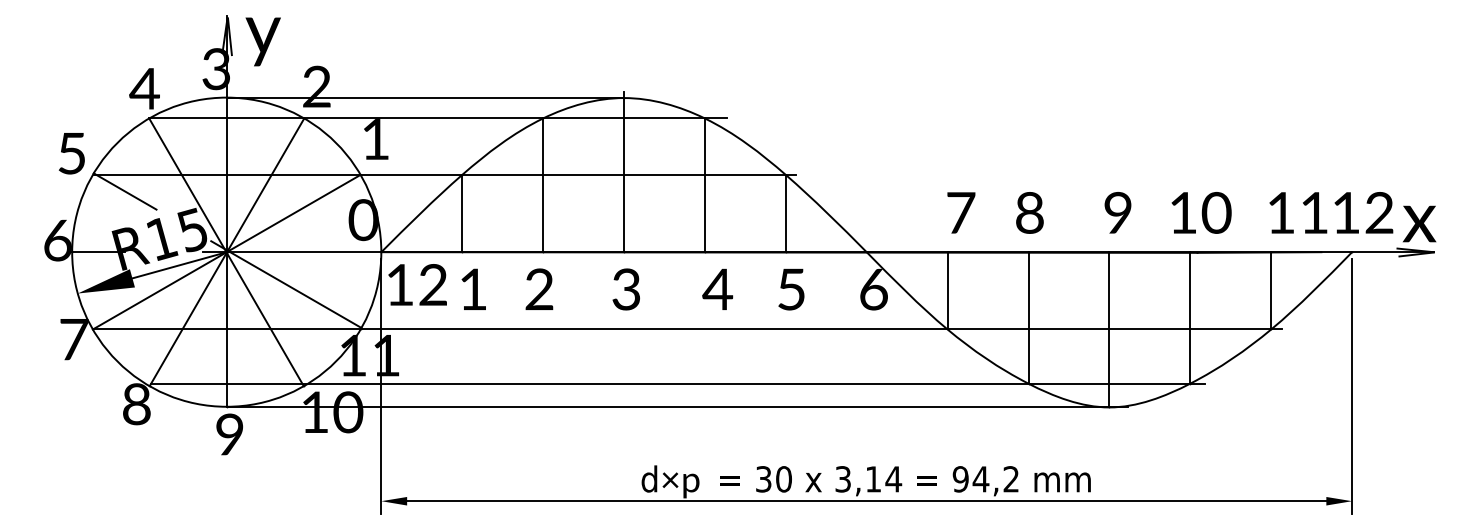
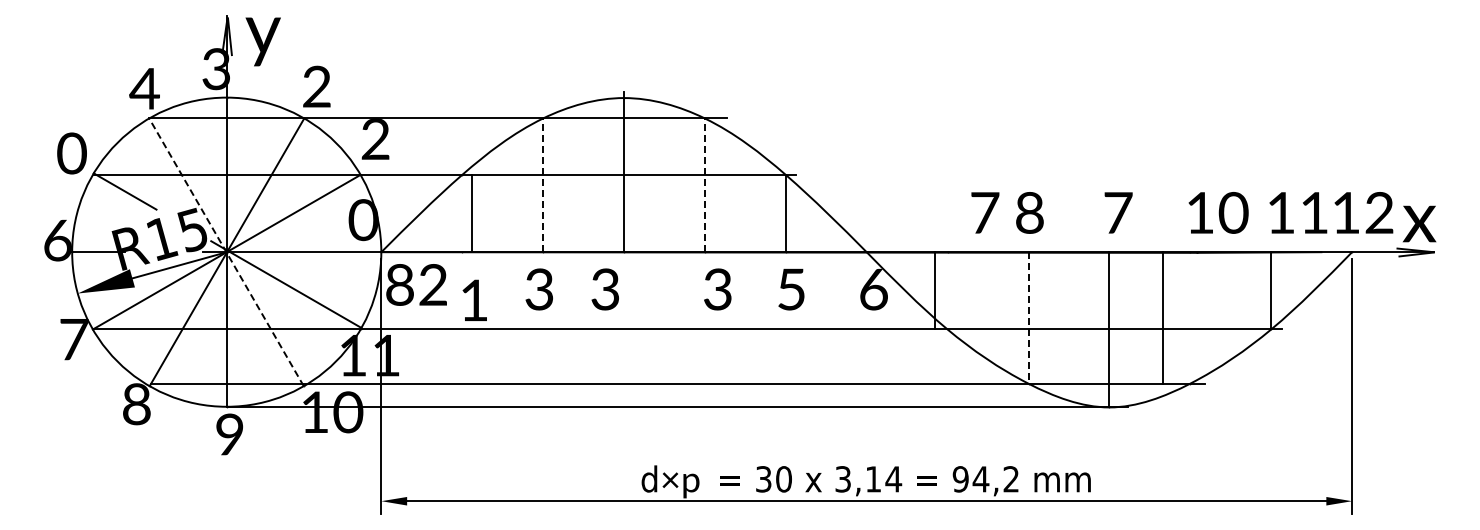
line: present -> none (425, 98)
text: 1 -> 2 (375, 139)
text: 5 -> 0 (71, 153)
line: solid -> dashed (543, 185)
line: solid -> dashed (704, 185)
text position: (961, 212) -> (985, 212) (985, 212)
text: 9 -> 7 (1118, 212)
text position: (1201, 212) -> (1218, 212) (1218, 212)
line position: (462, 213) -> (472, 213) (472, 213)
line: solid -> dashed (226, 252)
text: 12 -> 82 (399, 284)
text position: (473, 288) -> (474, 299) (474, 299)
text: 2 -> 3 (539, 289)
text position: (625, 289) -> (604, 289) (604, 289)
text: 4 -> 3 (717, 289)
line position: (947, 290) -> (934, 290) (934, 290)
line: solid -> dashed (1028, 317)
line position: (1190, 317) -> (1163, 317) (1163, 317)
